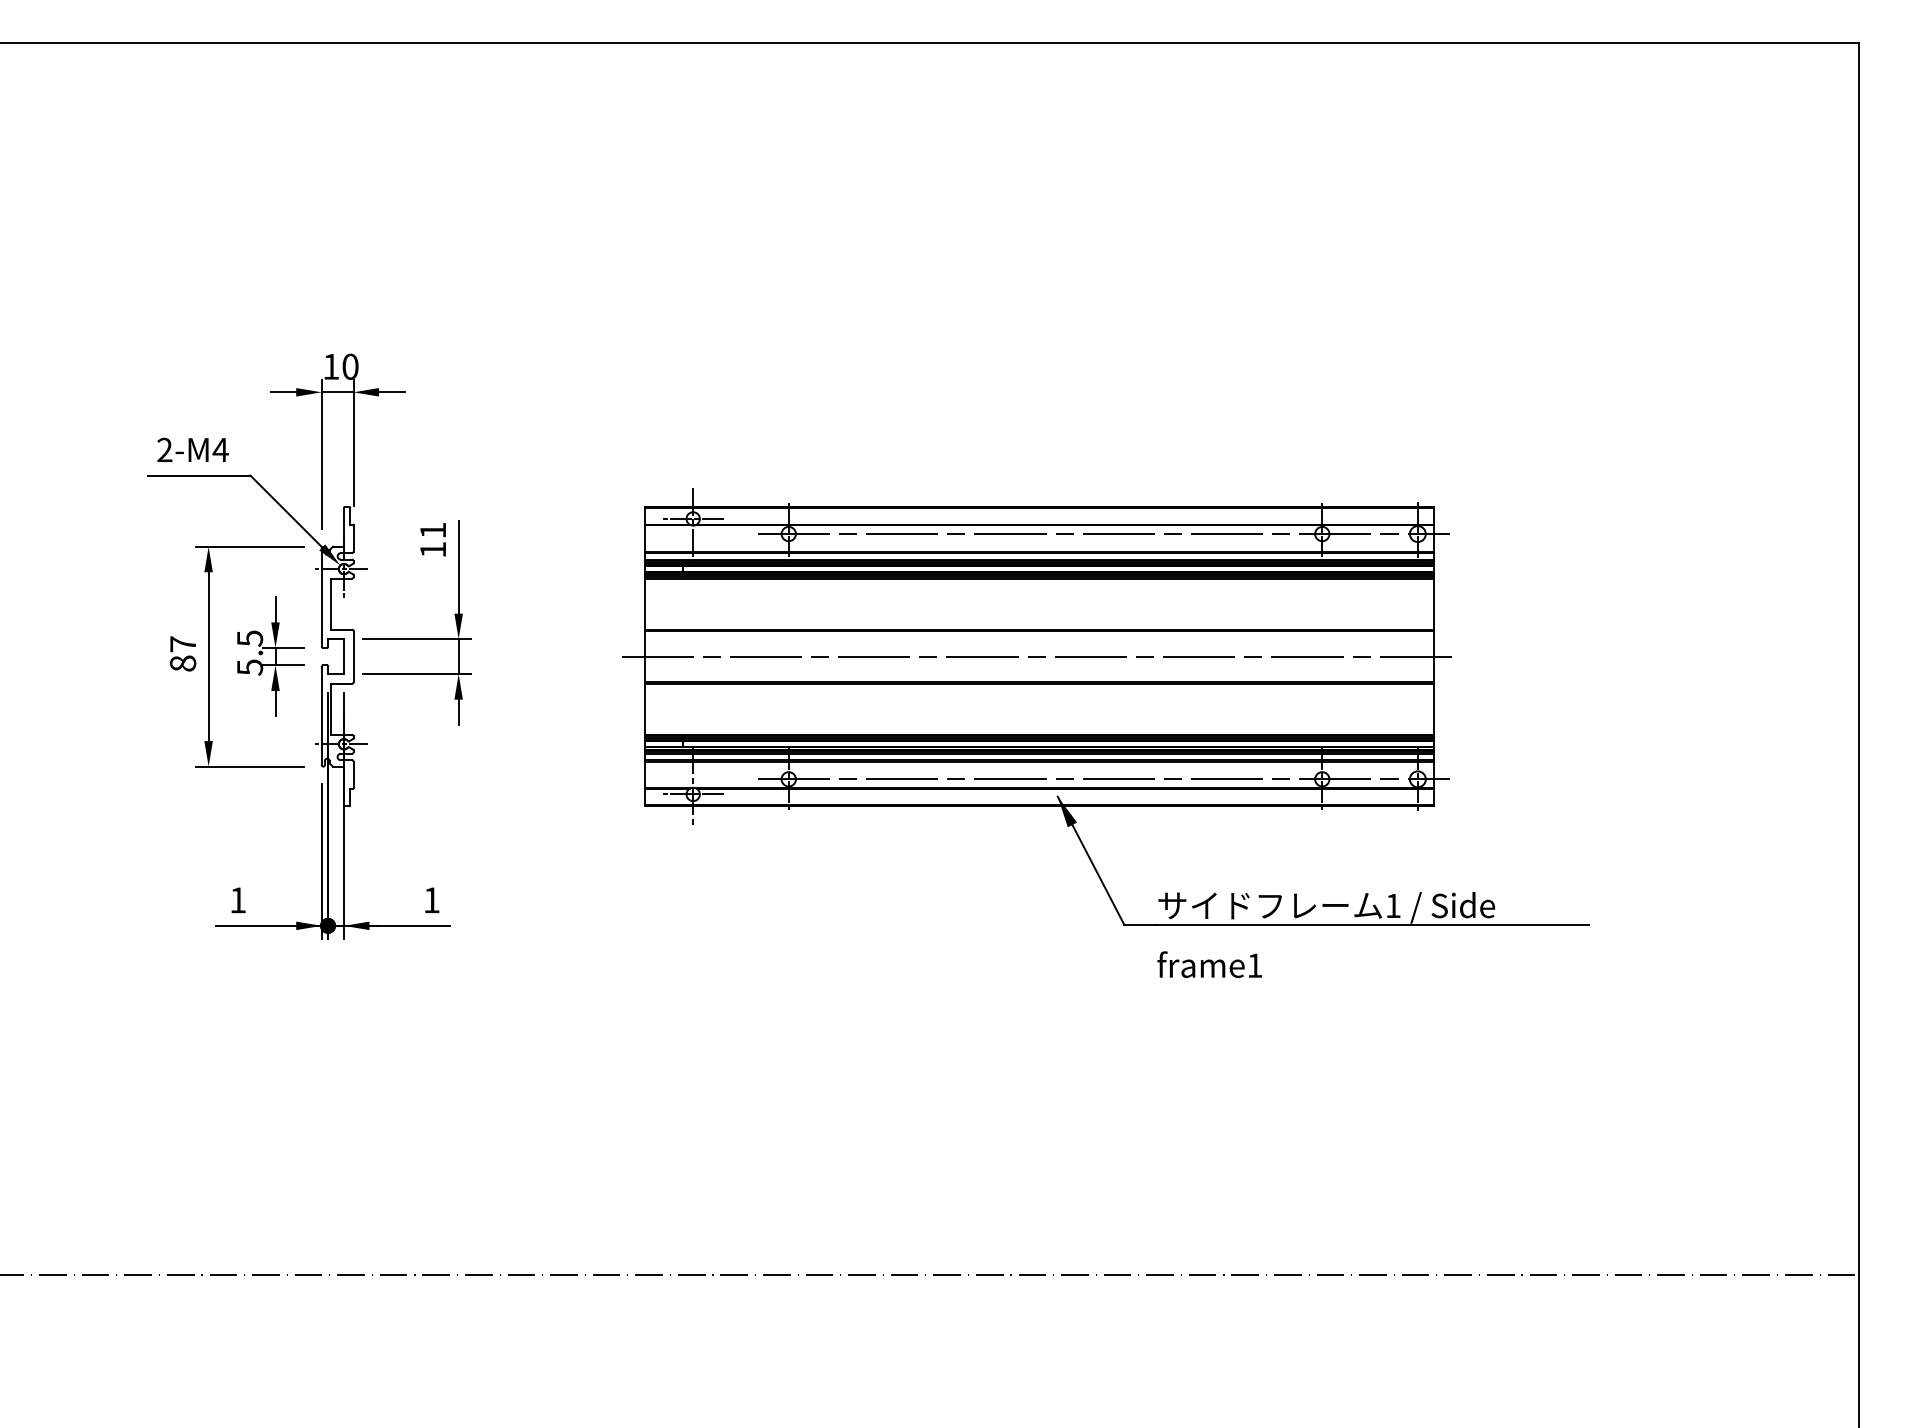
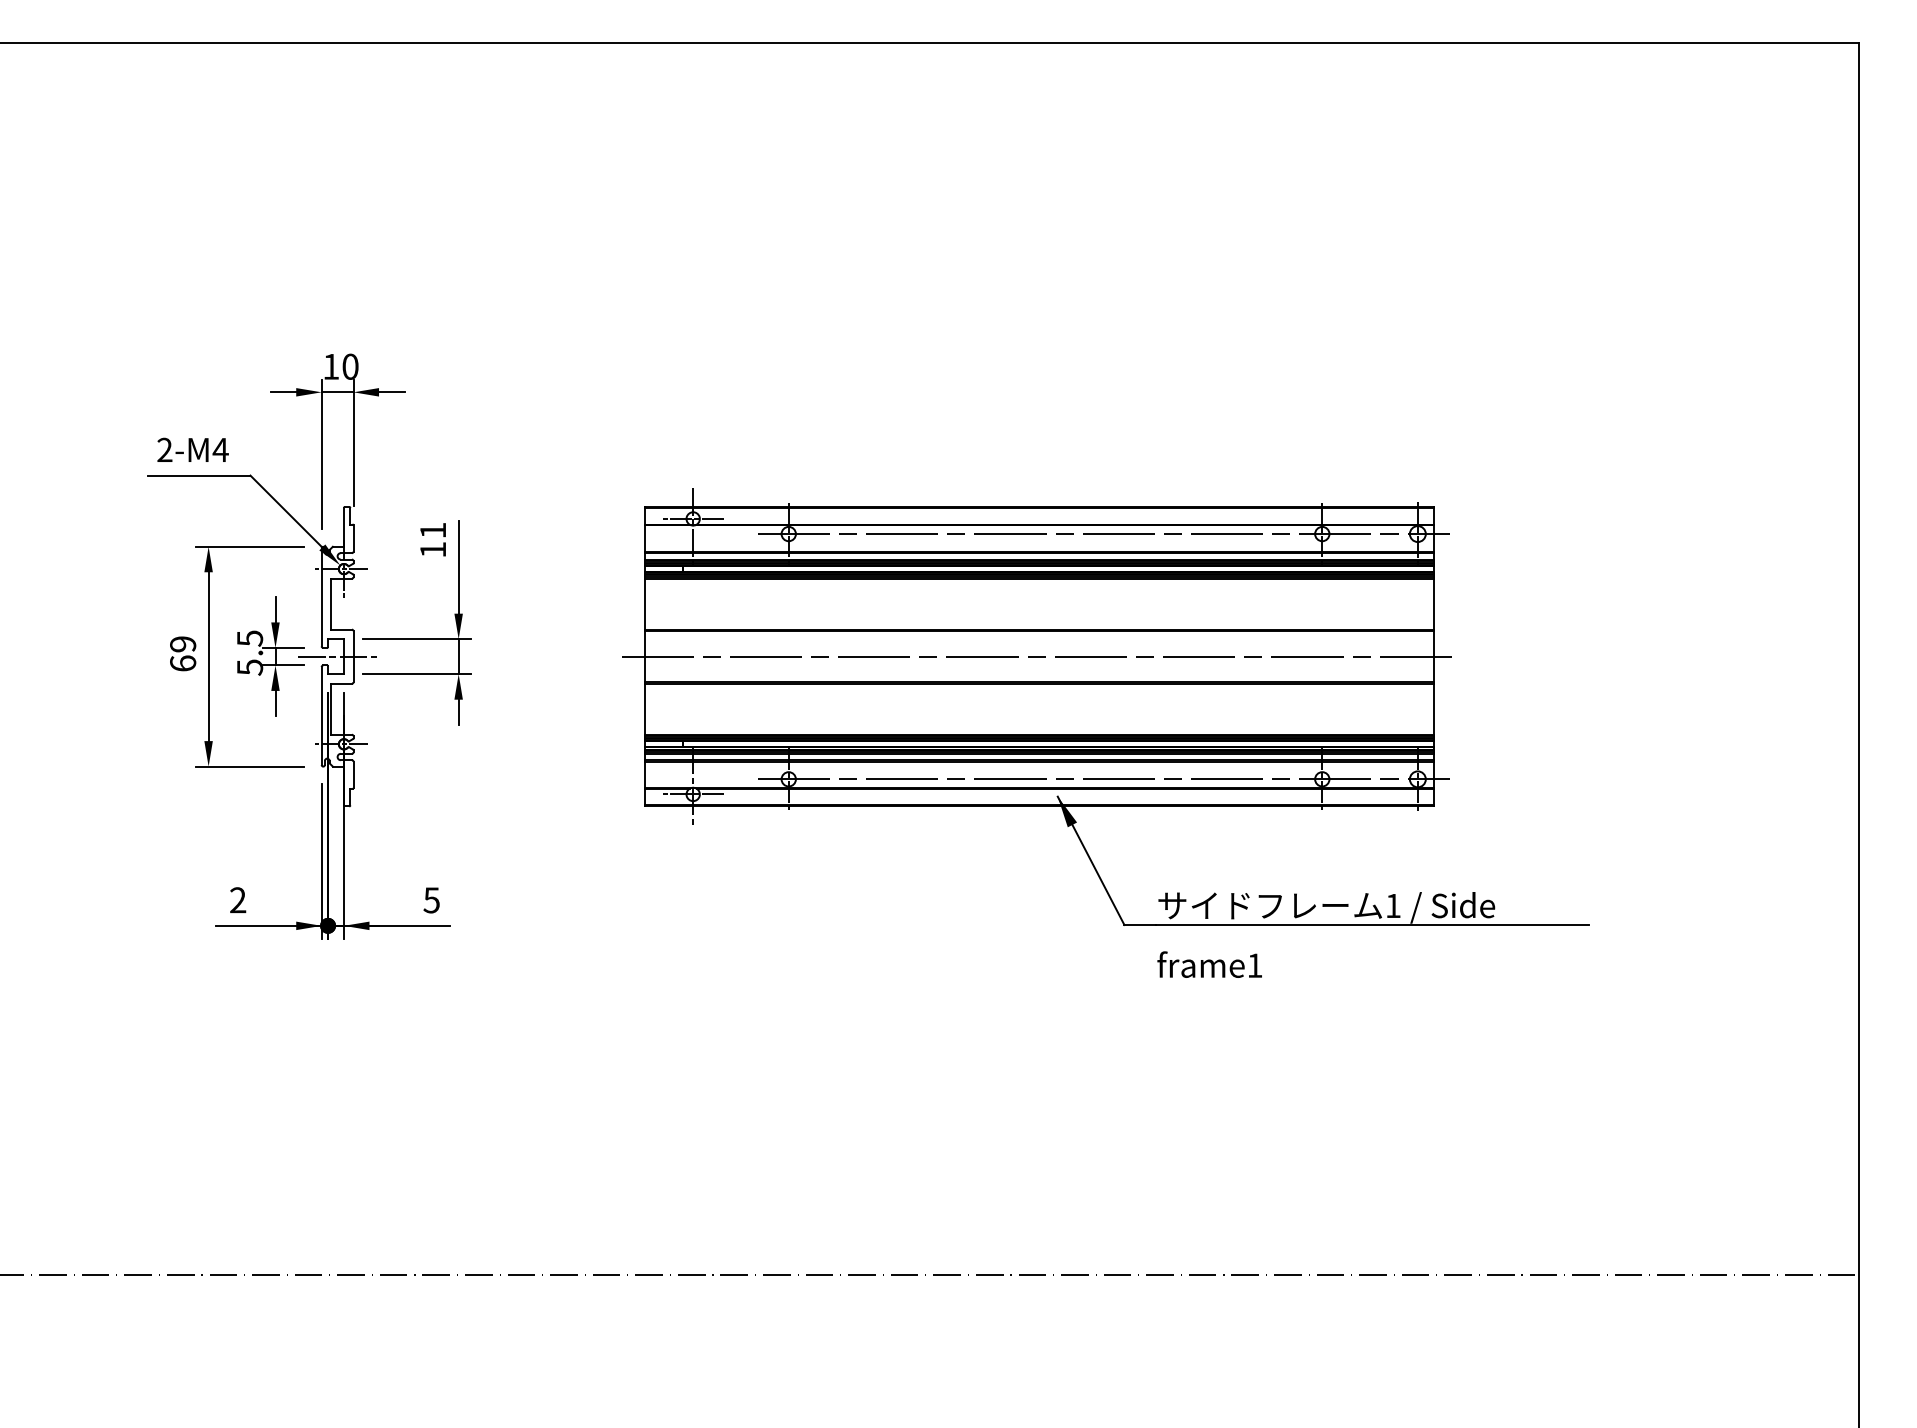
text: 87 -> 69 (183, 653)
line: none -> present (337, 656)
text: 1 -> 2 (238, 899)
text: 1 -> 5 (431, 900)
